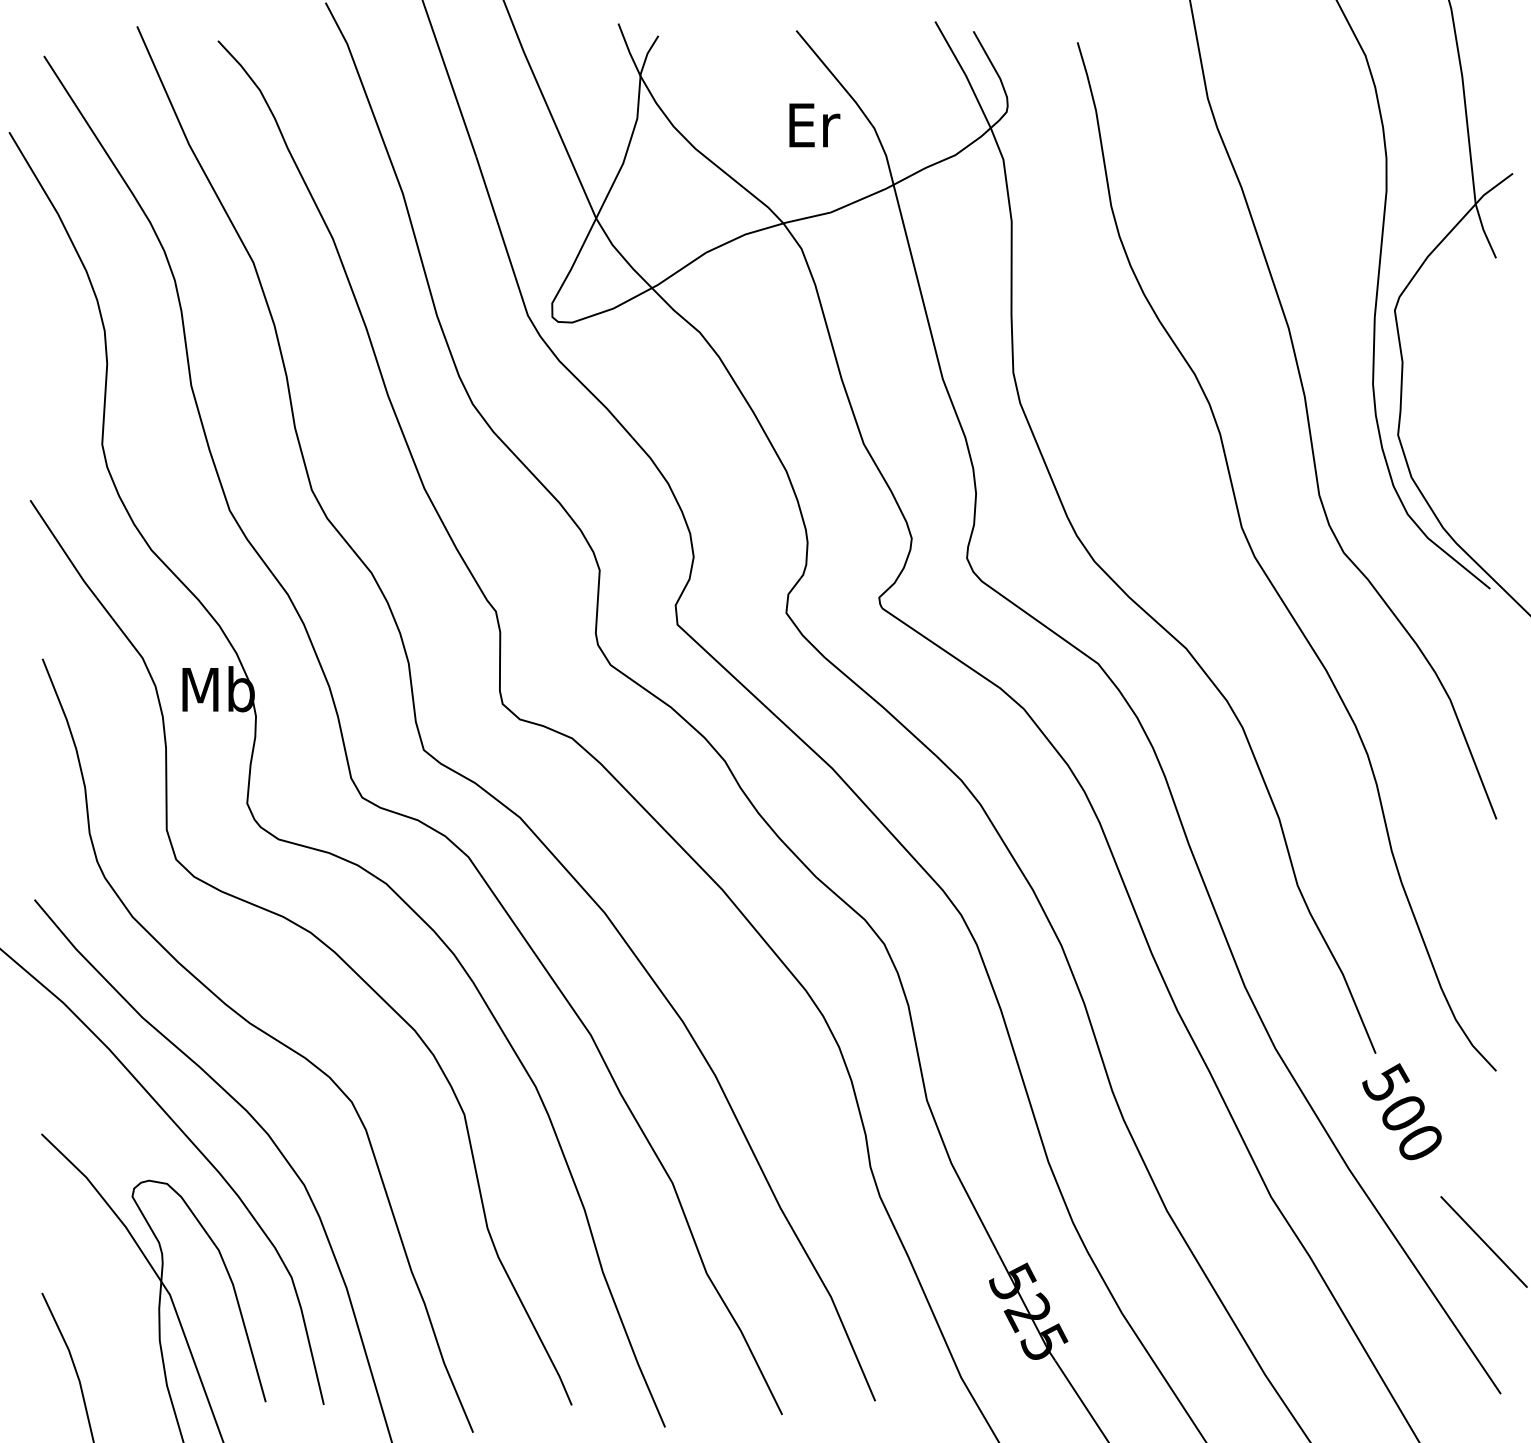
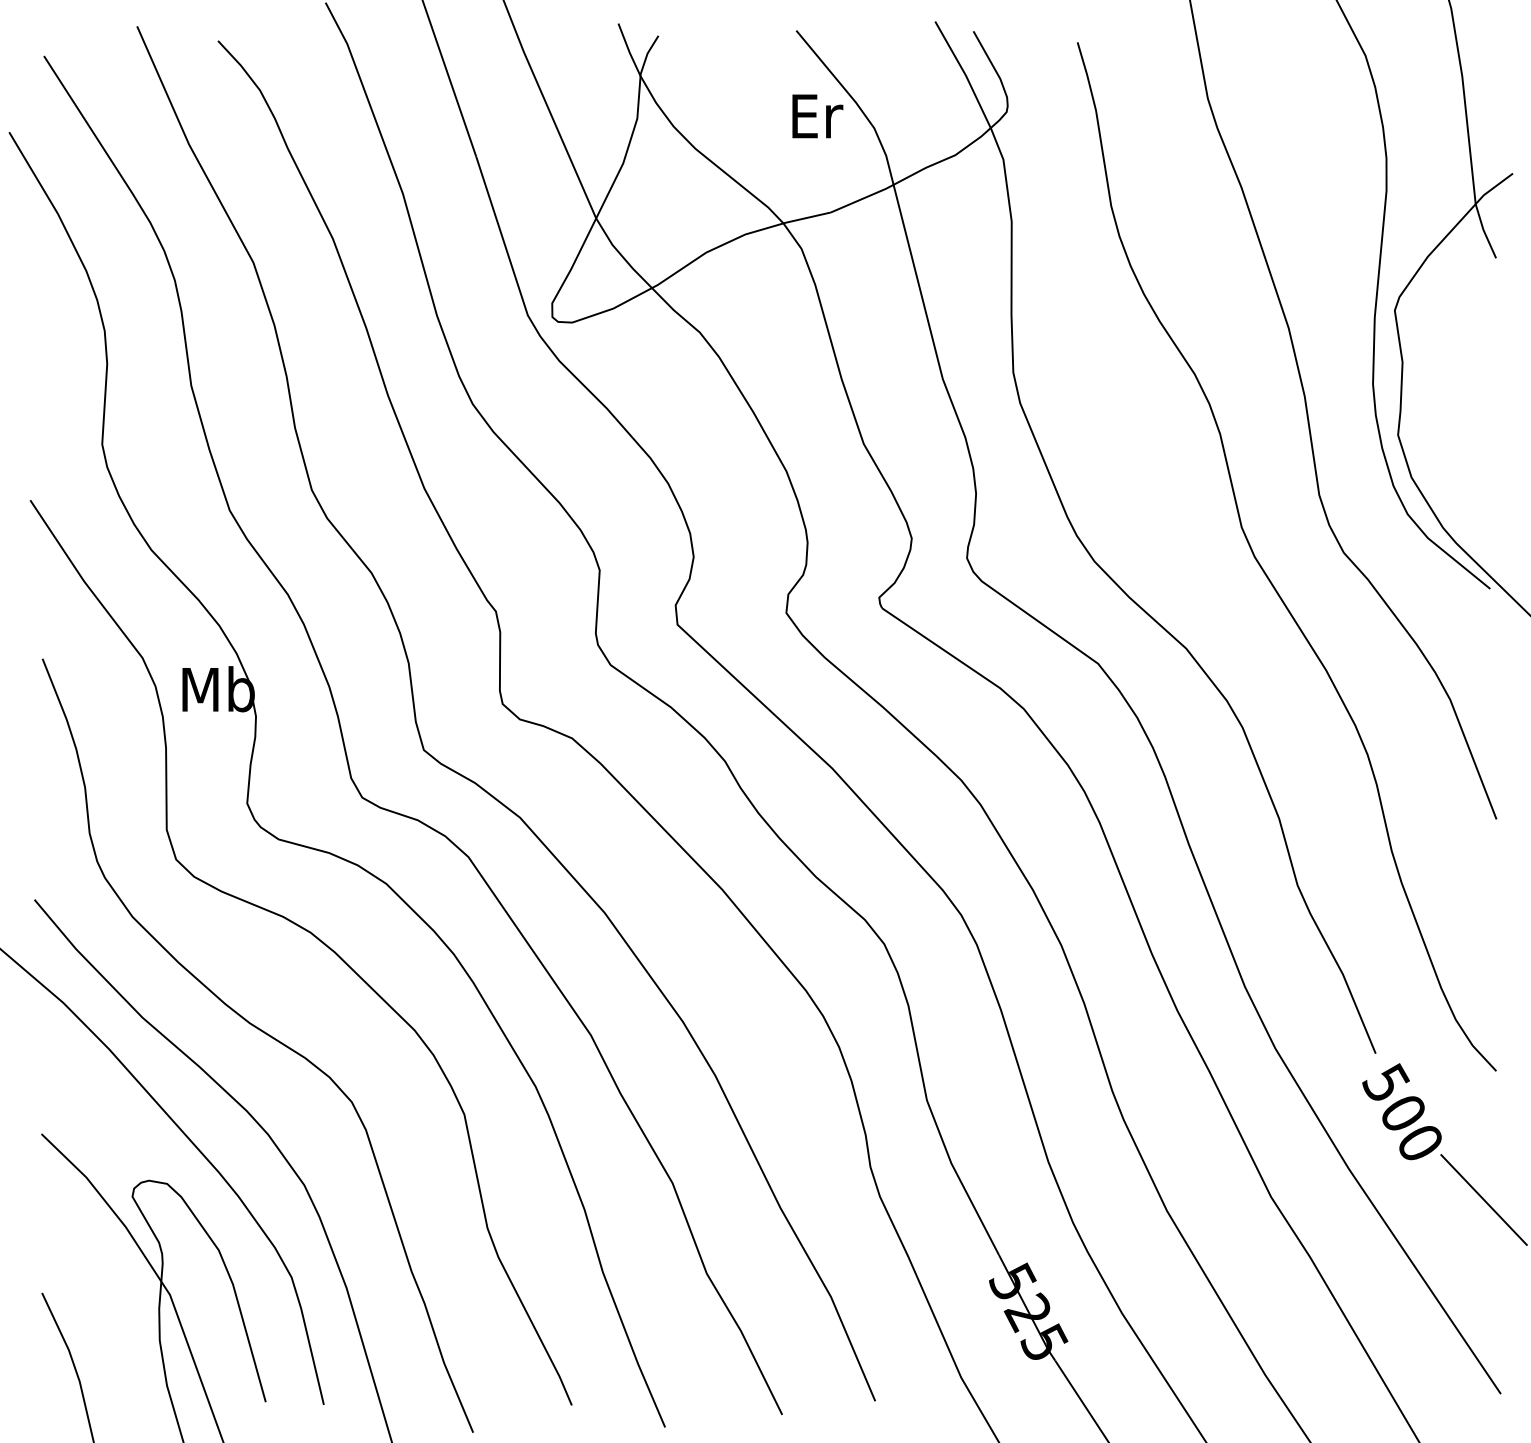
text position: (814, 125) -> (817, 116) (817, 116)
line position: (1483, 1241) -> (1483, 1199) (1483, 1199)
